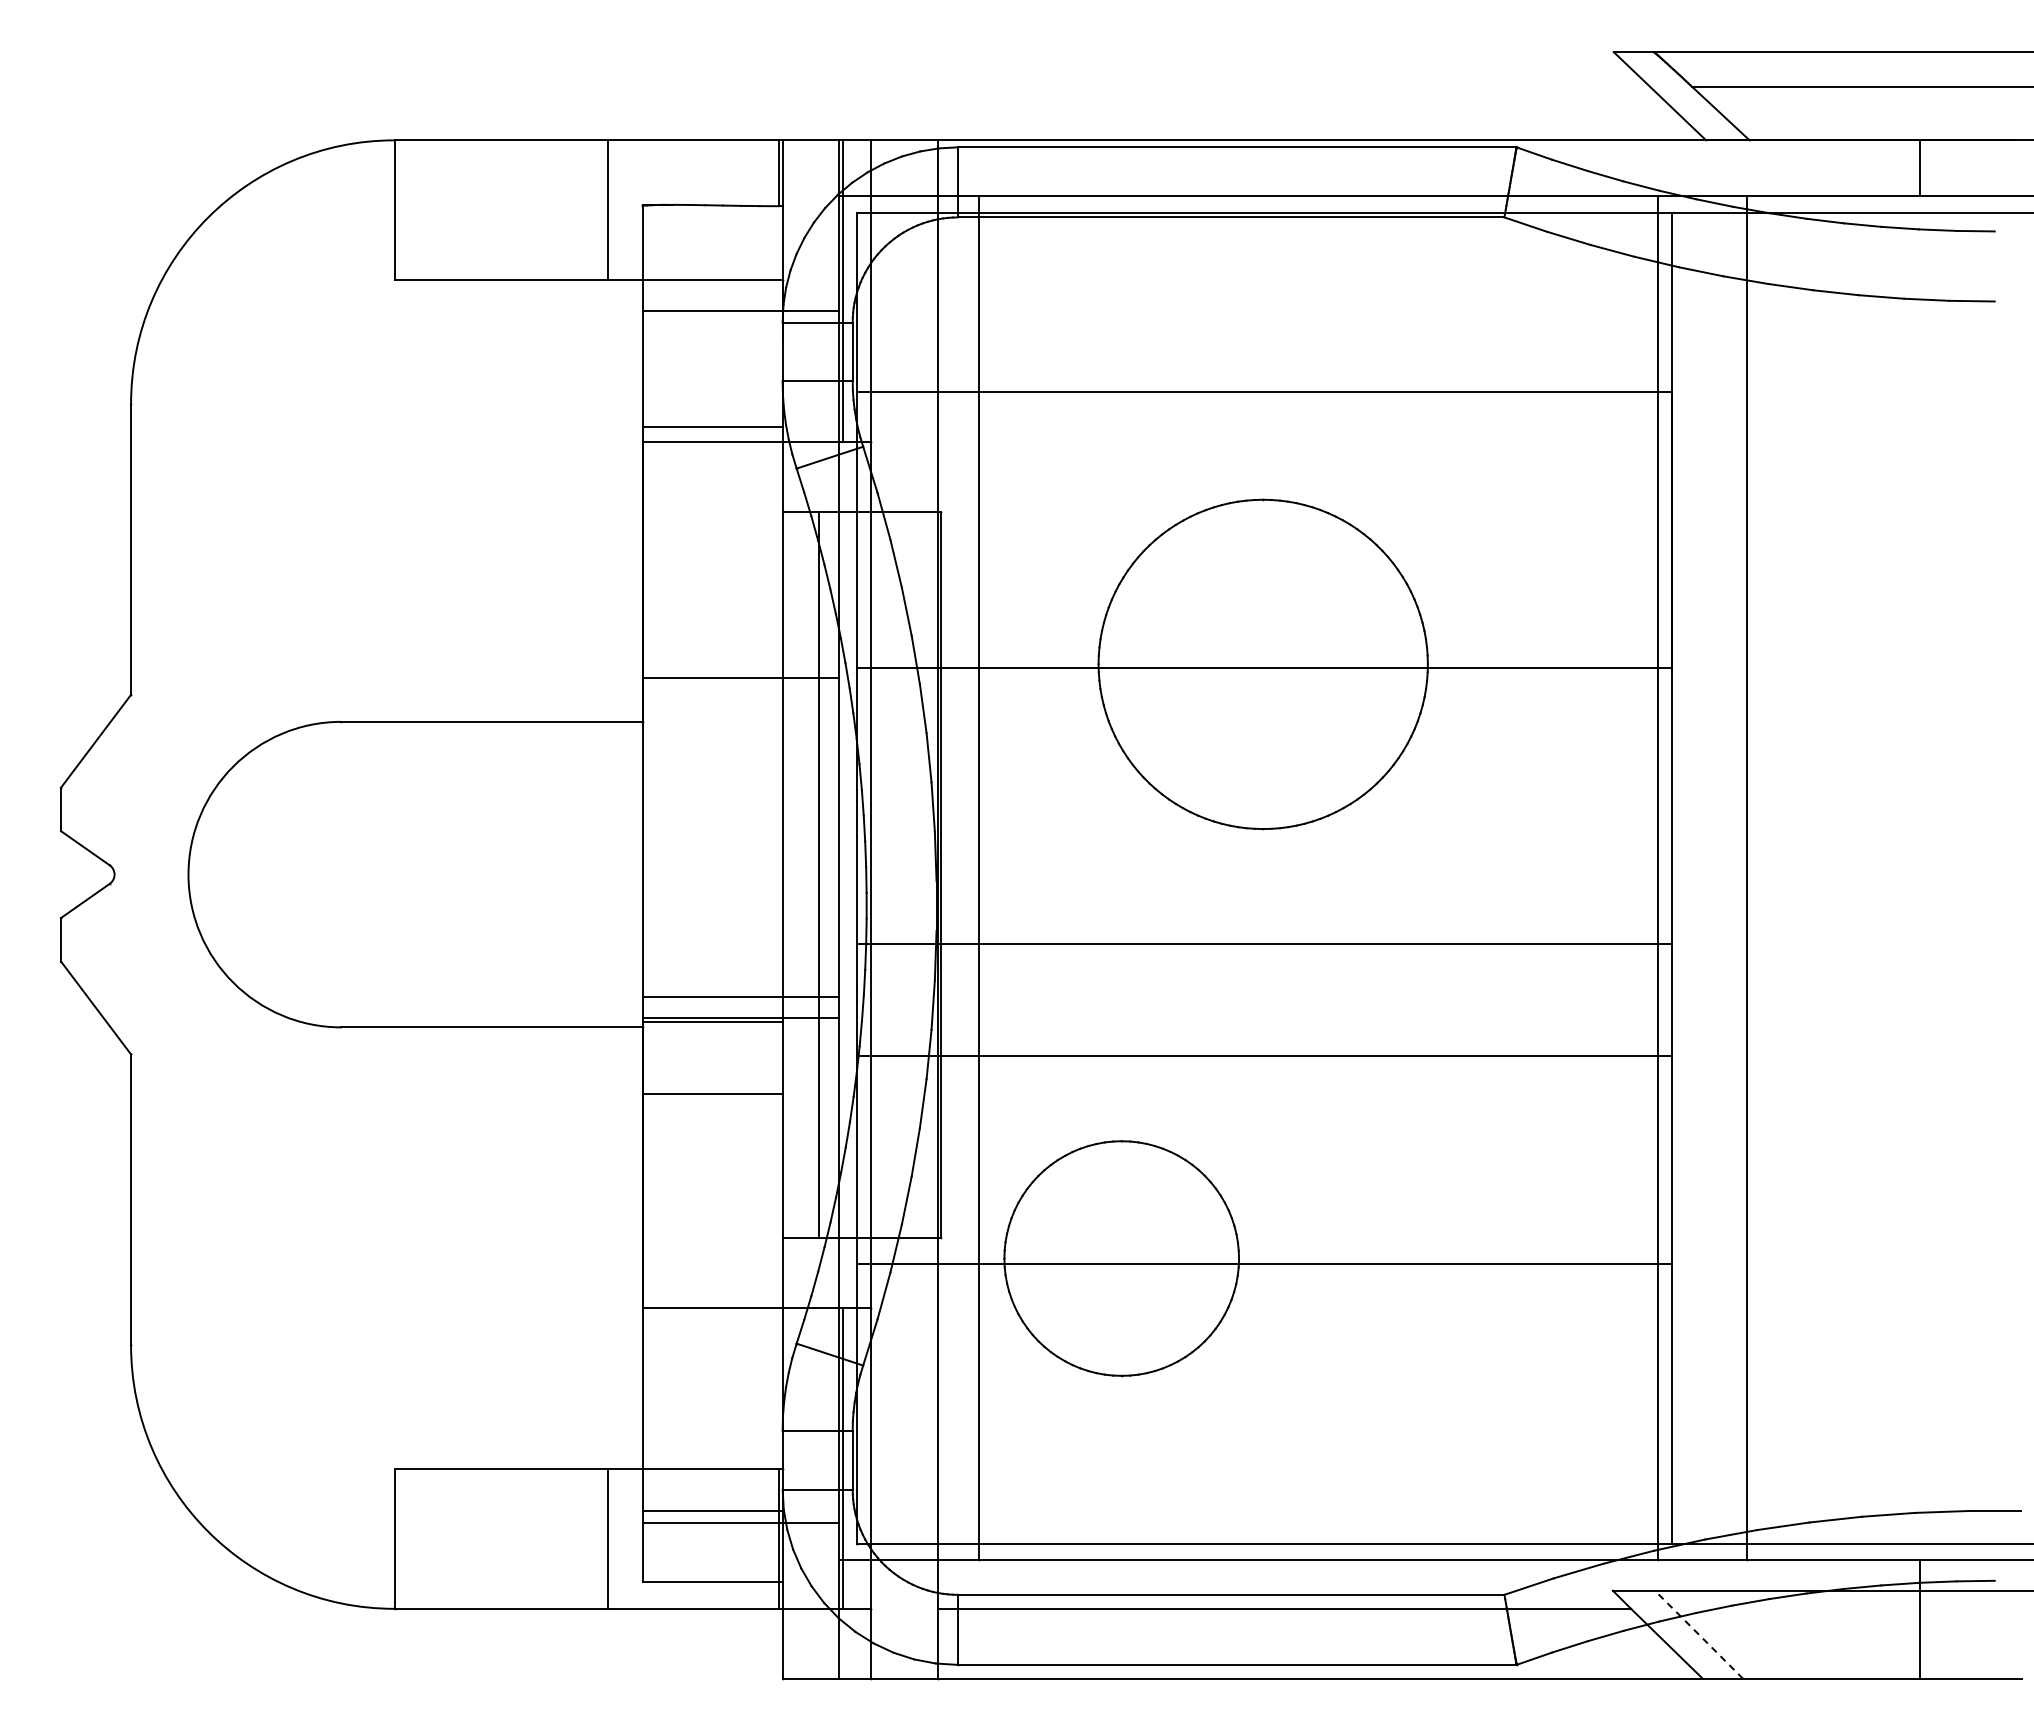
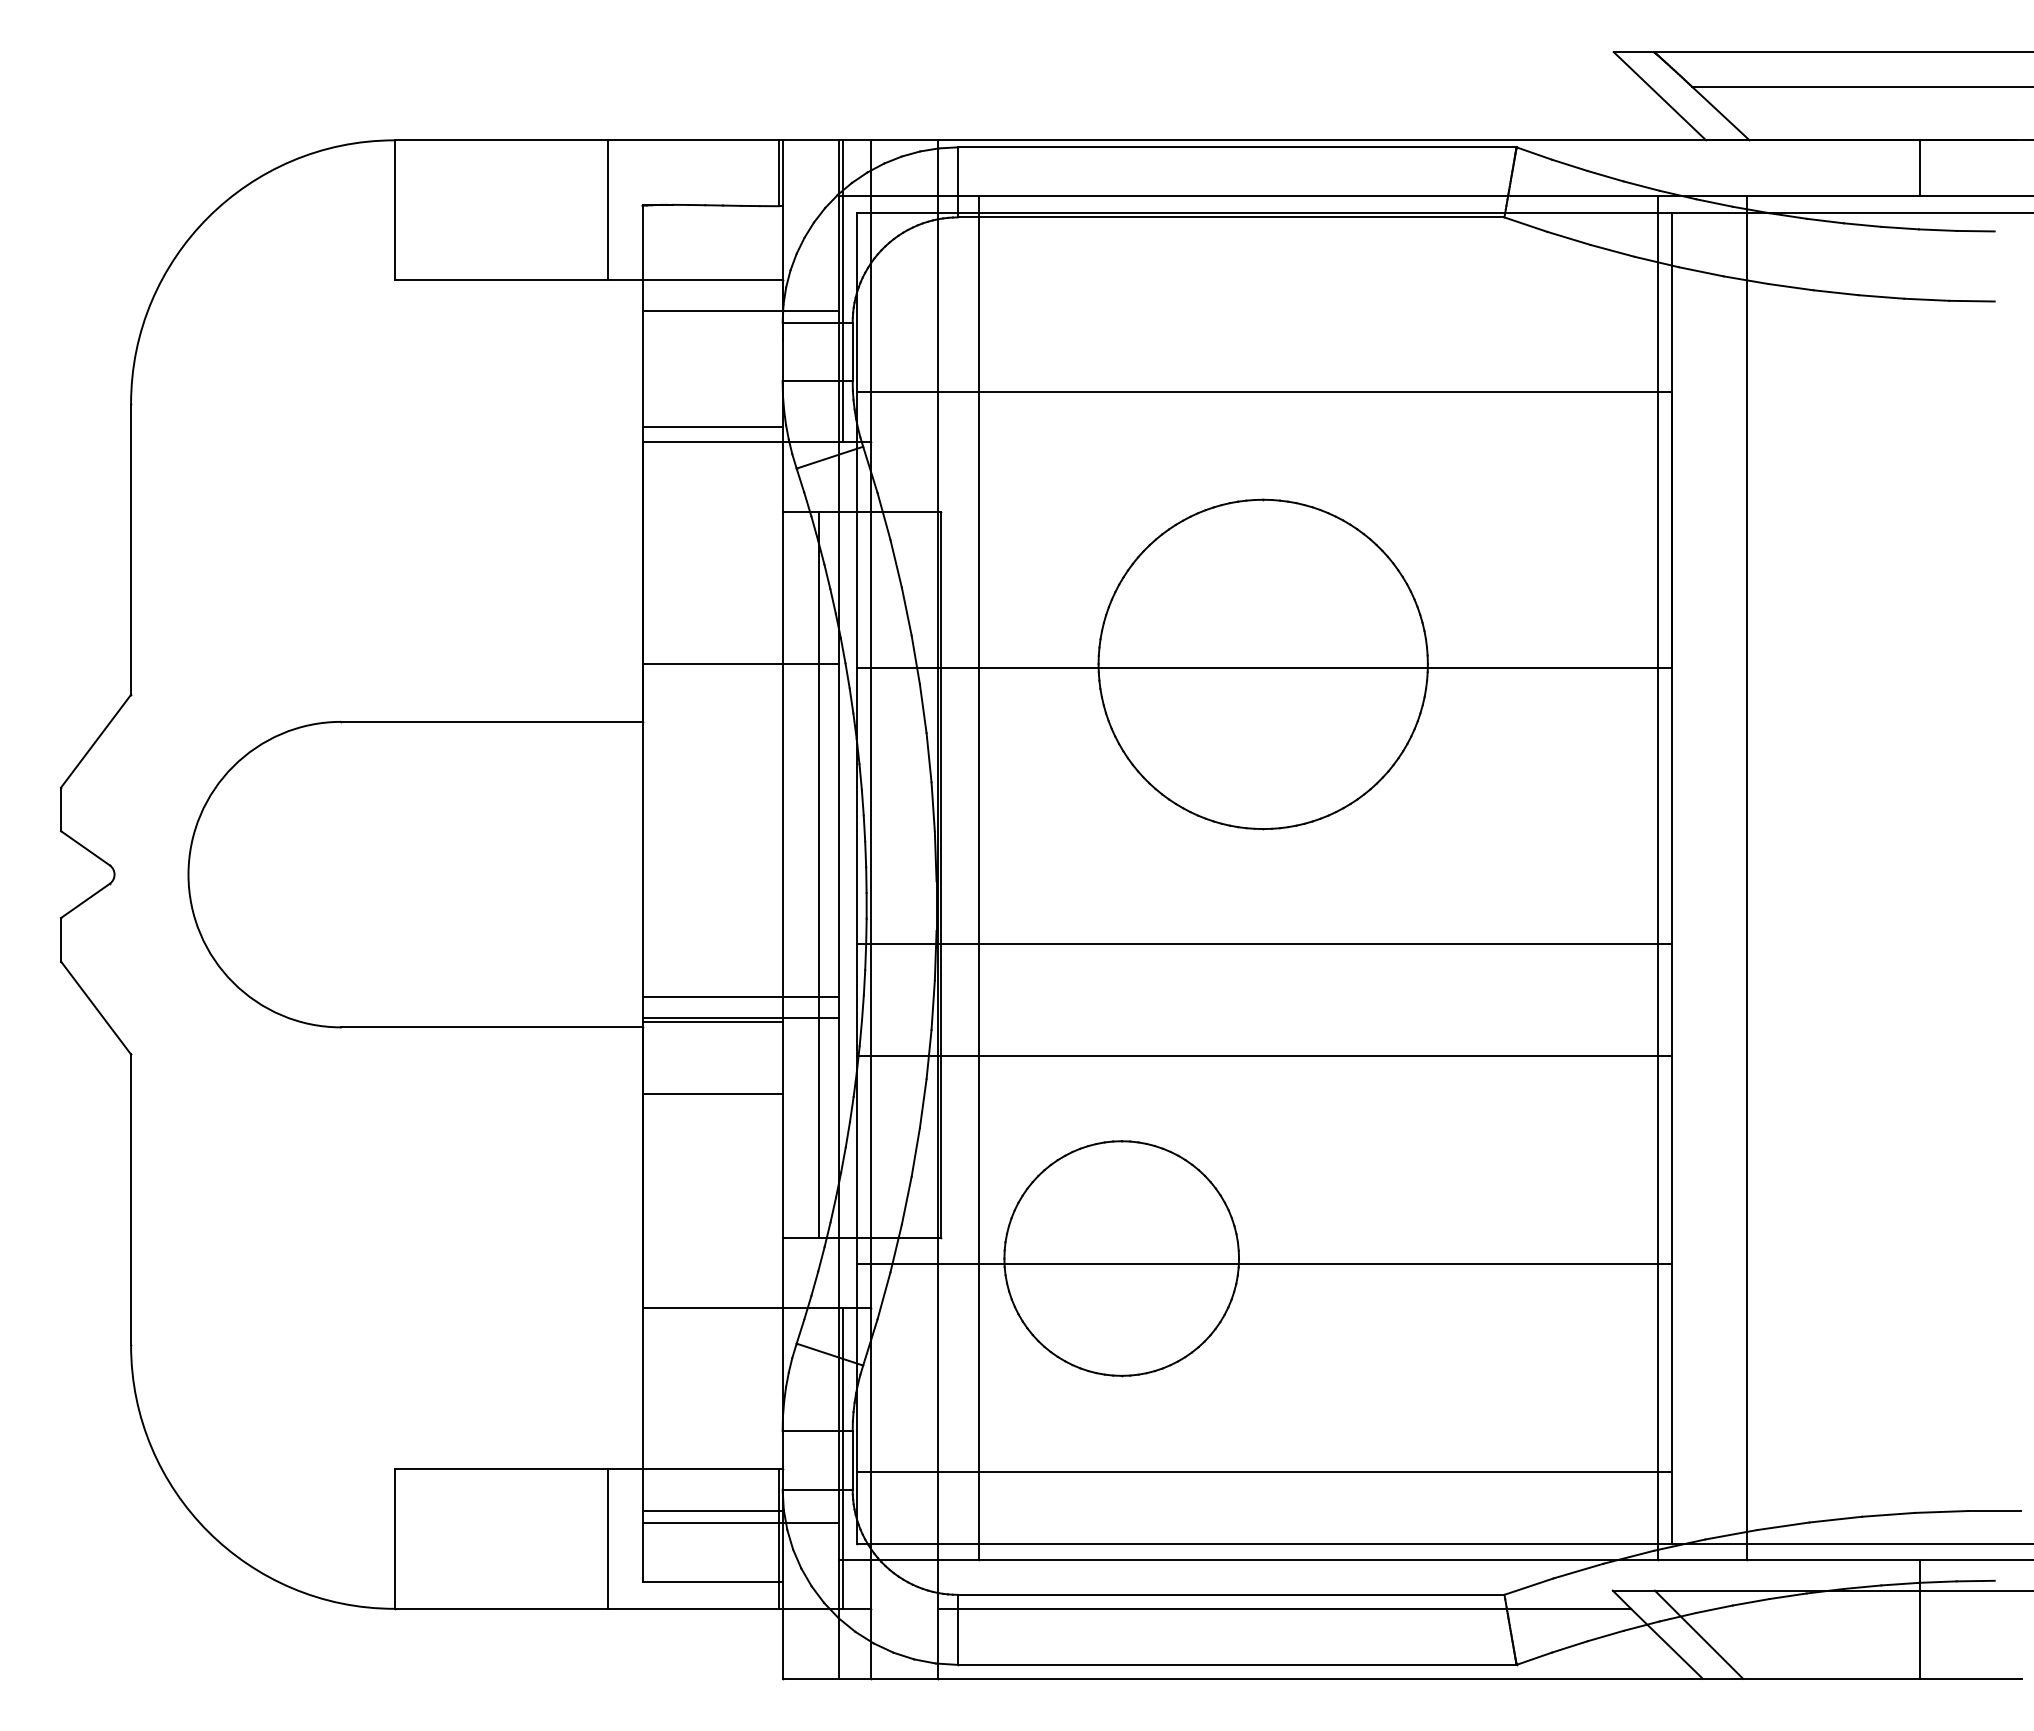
line position: (740, 678) -> (740, 664) (740, 664)
line: none -> present (1264, 1471)
line: dashed -> solid (1698, 1634)
